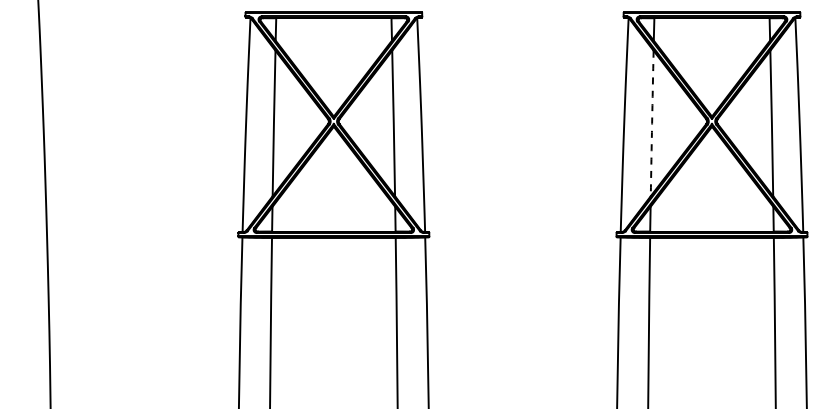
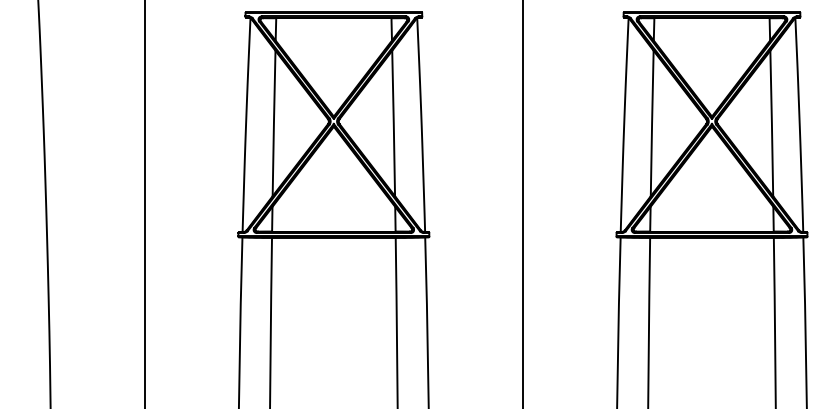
arc: dashed -> solid (652, 123)
line: none -> present (144, 203)
line: none -> present (522, 203)
